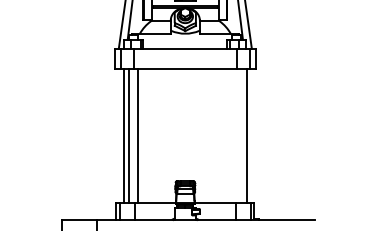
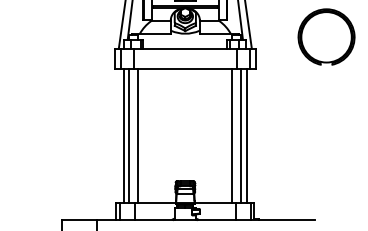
part: none -> present (326, 36)
line: none -> present (232, 135)
line: none -> present (241, 135)
